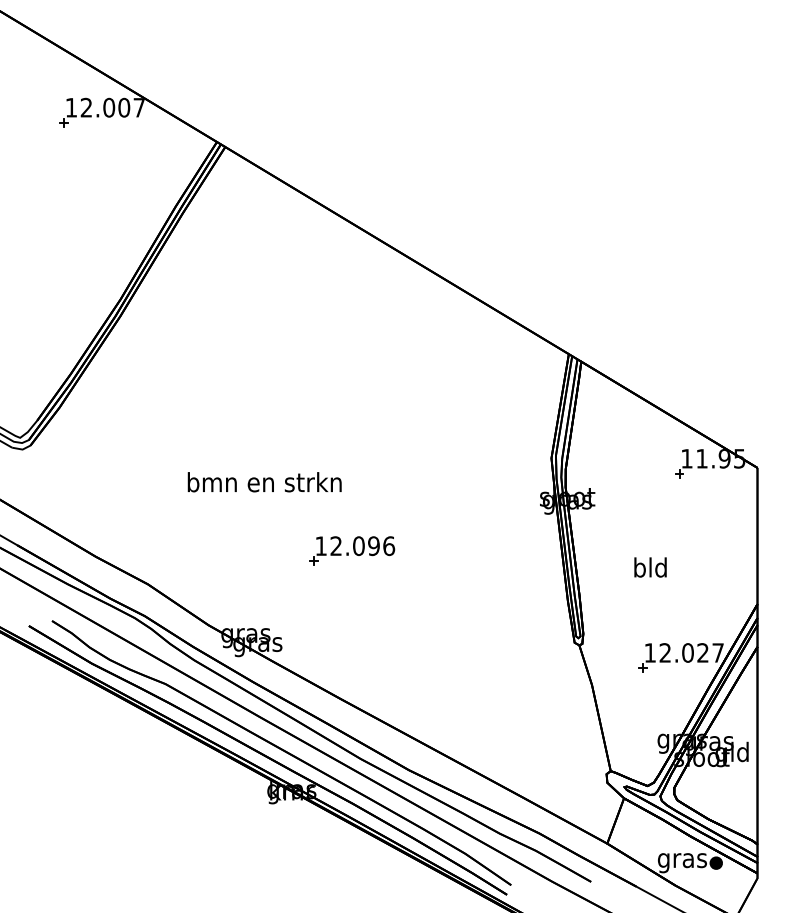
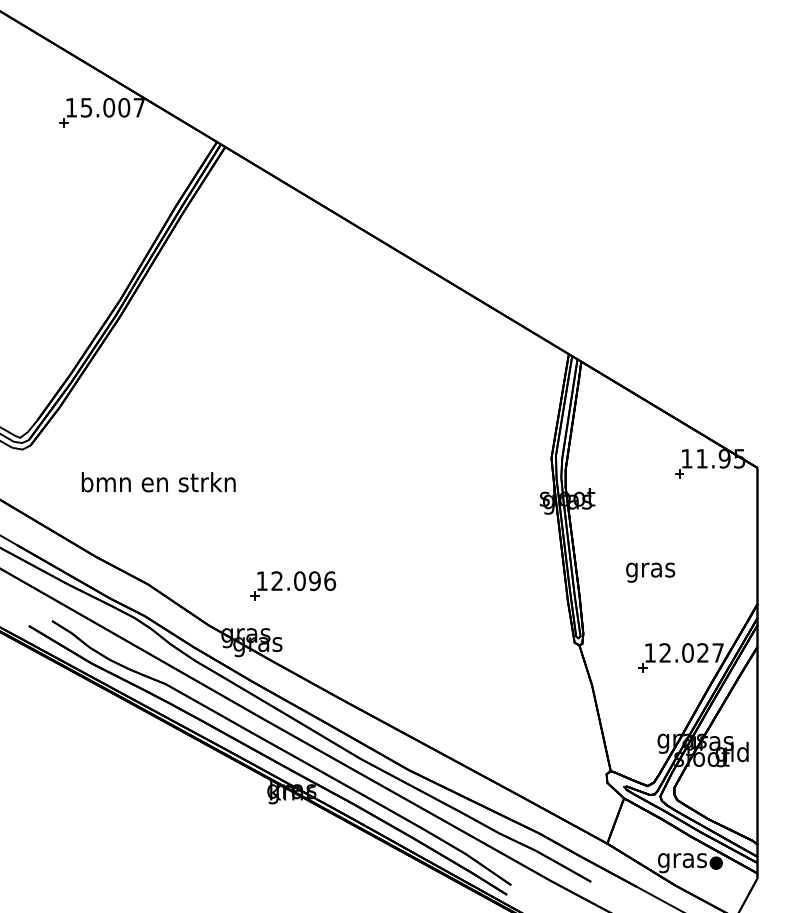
text: 12.007 -> 15.007 (85, 107)
text position: (264, 482) -> (158, 482) (158, 482)
part position: (352, 550) -> (293, 585) (293, 585)
text: bld -> gras (650, 569)
